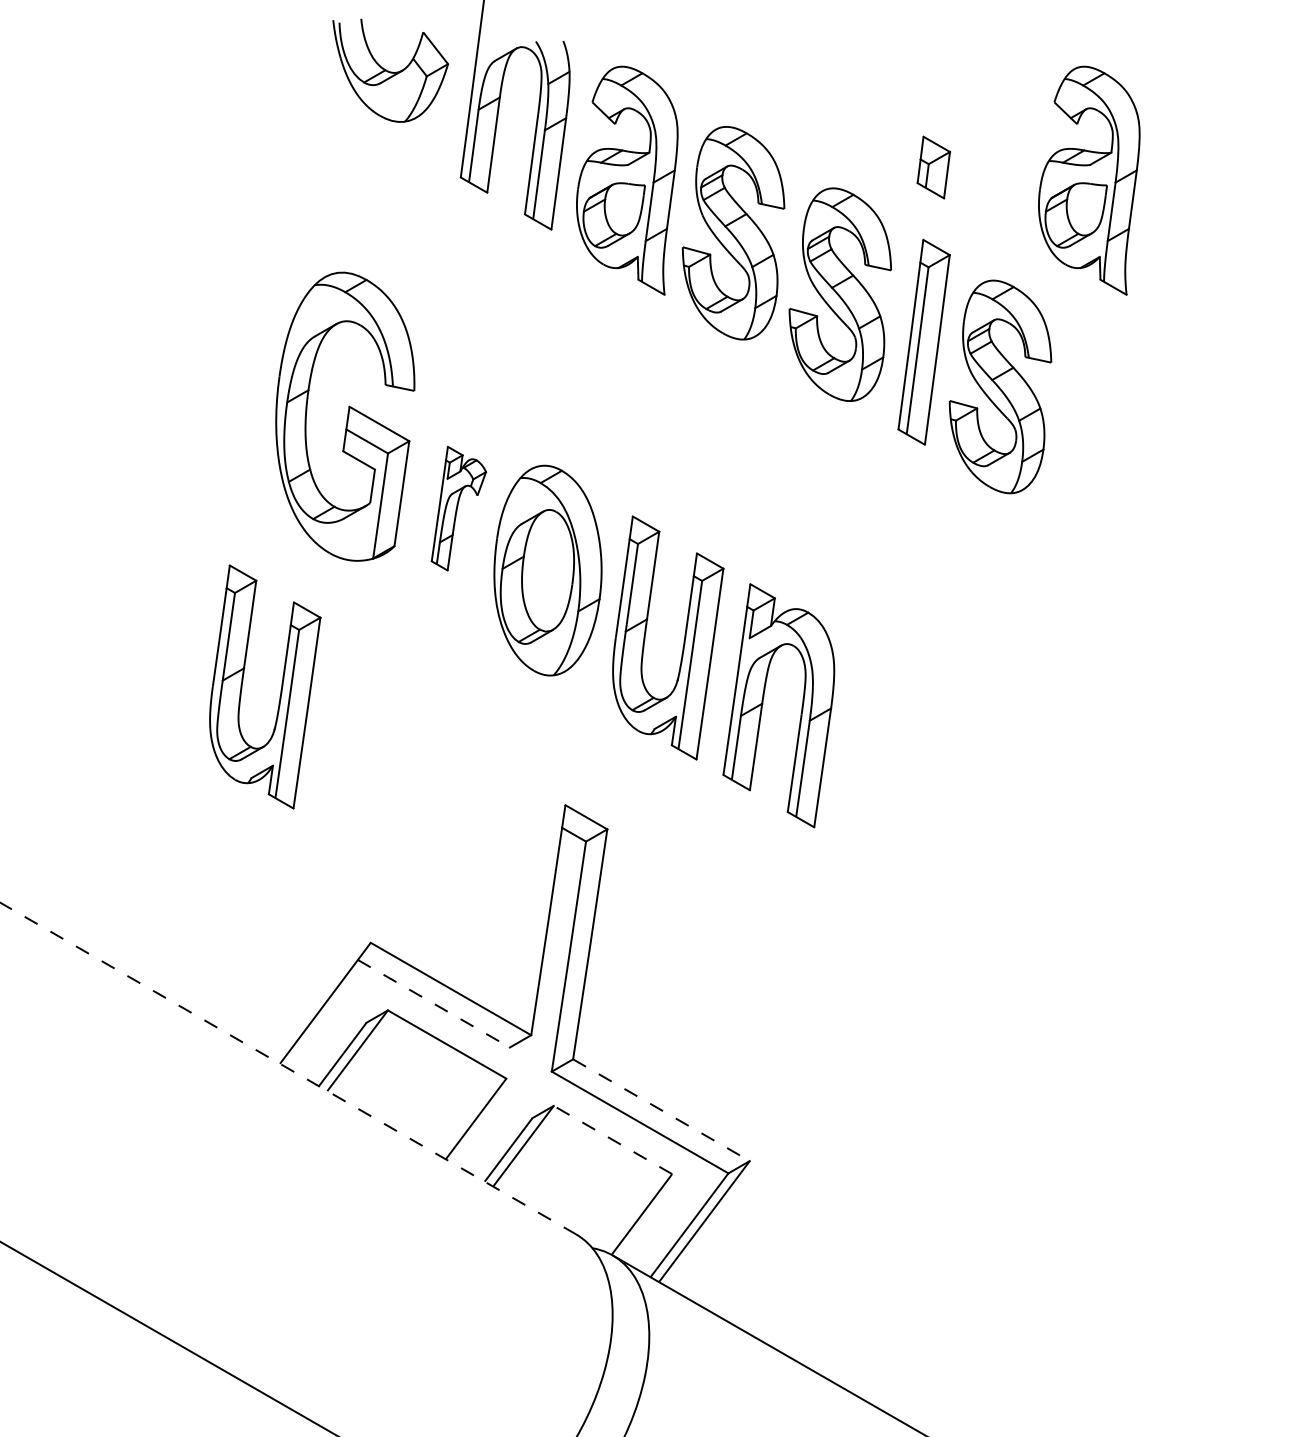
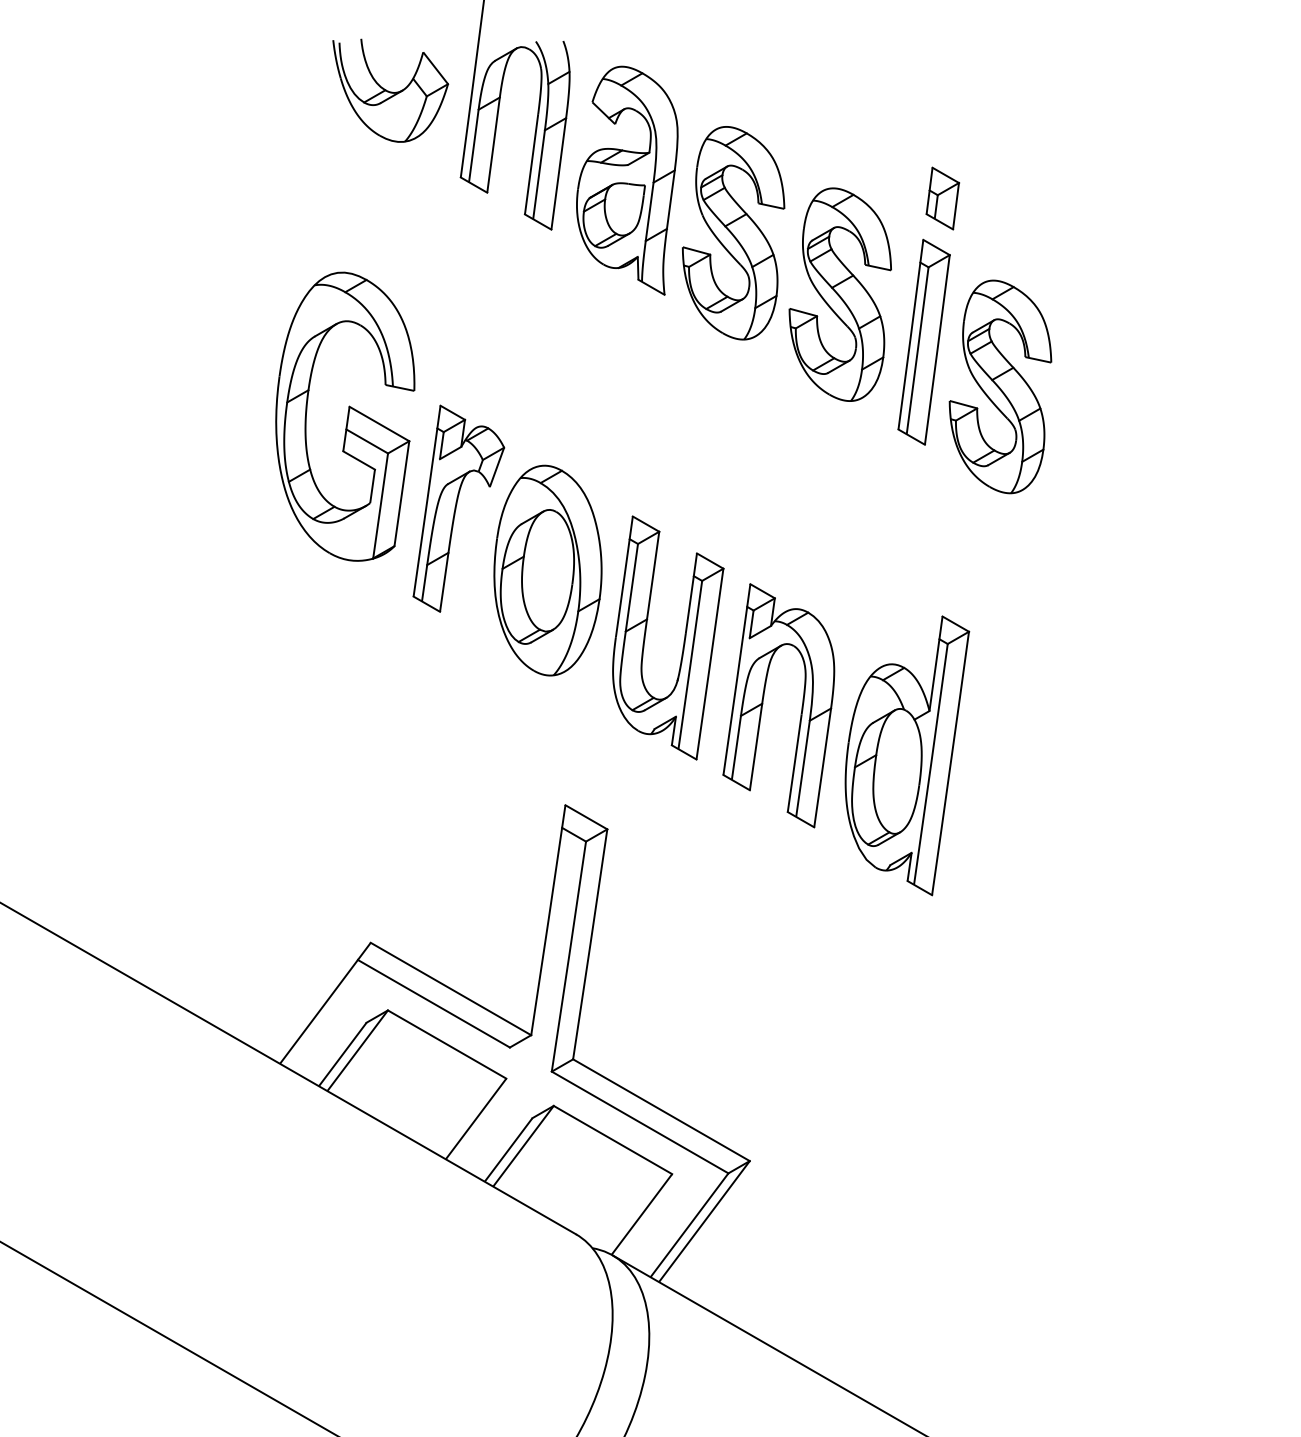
part position: (390, 70) -> (390, 90) (390, 90)
part position: (933, 167) -> (942, 198) (942, 198)
part: present -> none (1089, 180)
part size: 58x127 px -> 94x209 px (458, 508)
part: present -> none (280, 689)
part: none -> present (907, 755)
line: dashed -> solid (433, 1003)
line: dashed -> solid (288, 1068)
line: dashed -> solid (661, 1110)
line: dashed -> solid (612, 1139)
